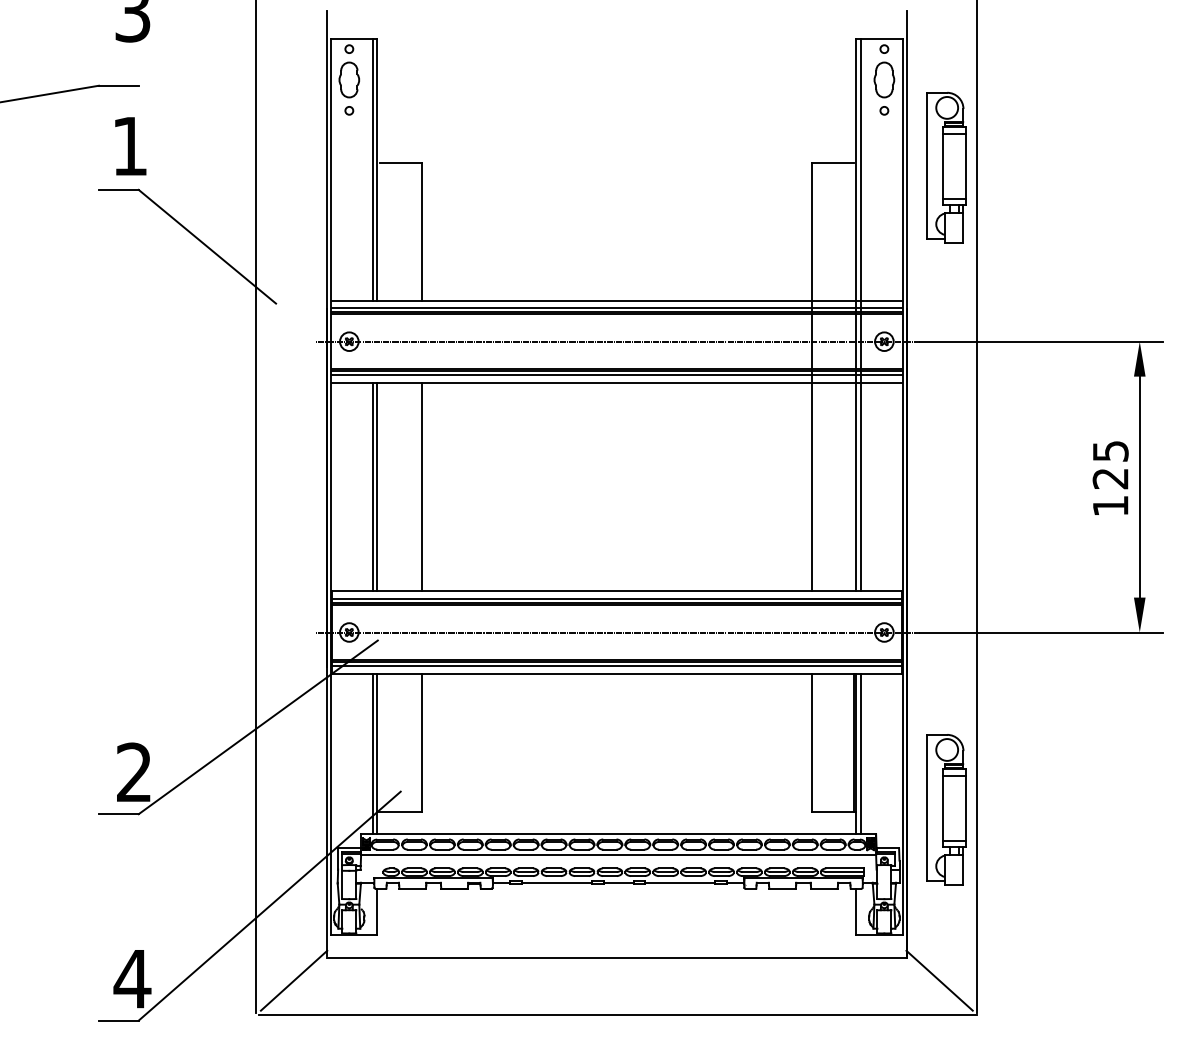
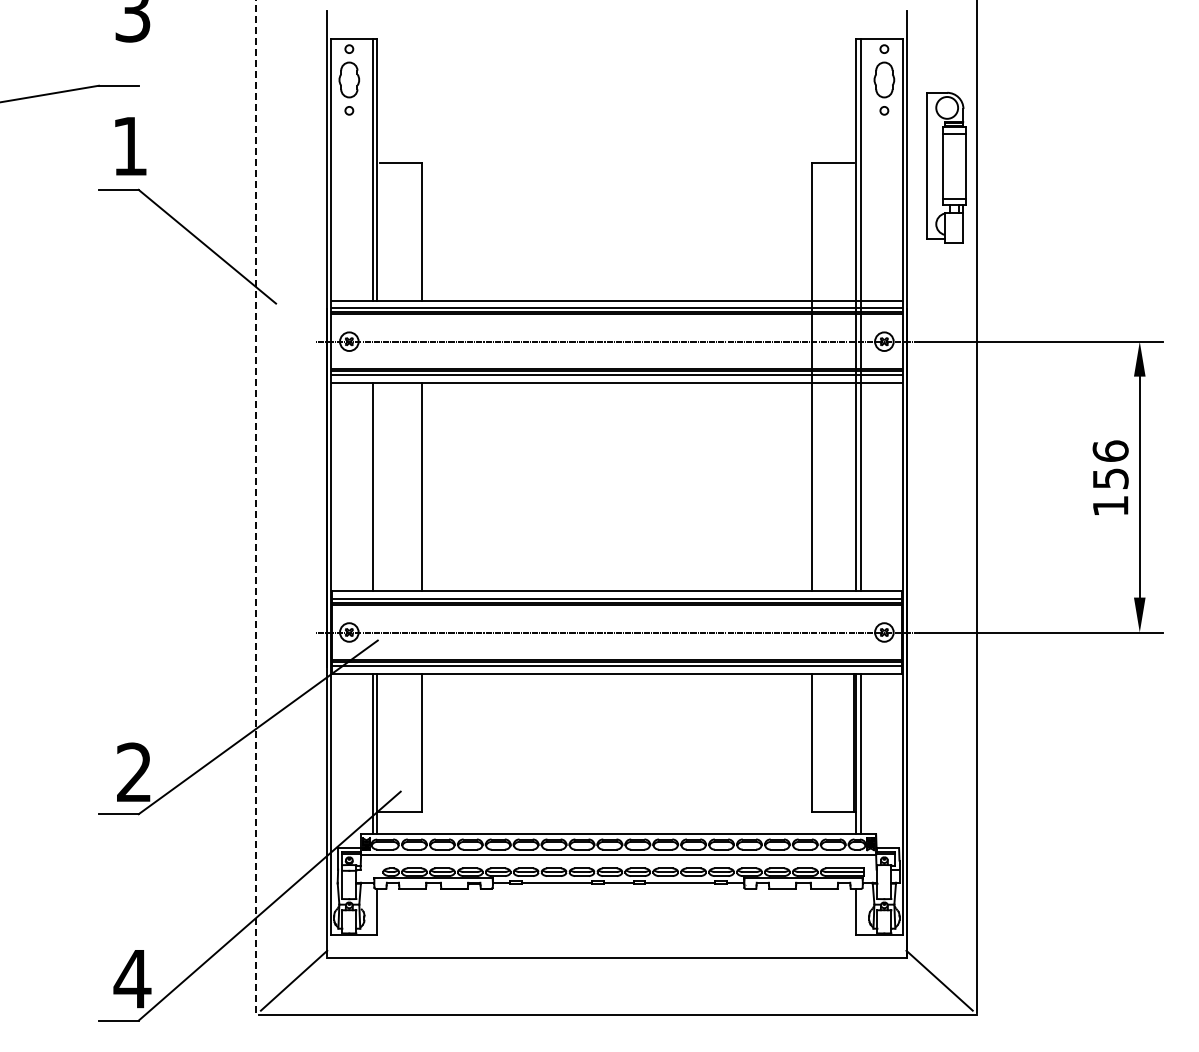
text: 125 -> 156 (1110, 464)
line: present -> none (377, 486)
line: solid -> dashed (256, 505)
part: present -> none (946, 809)
